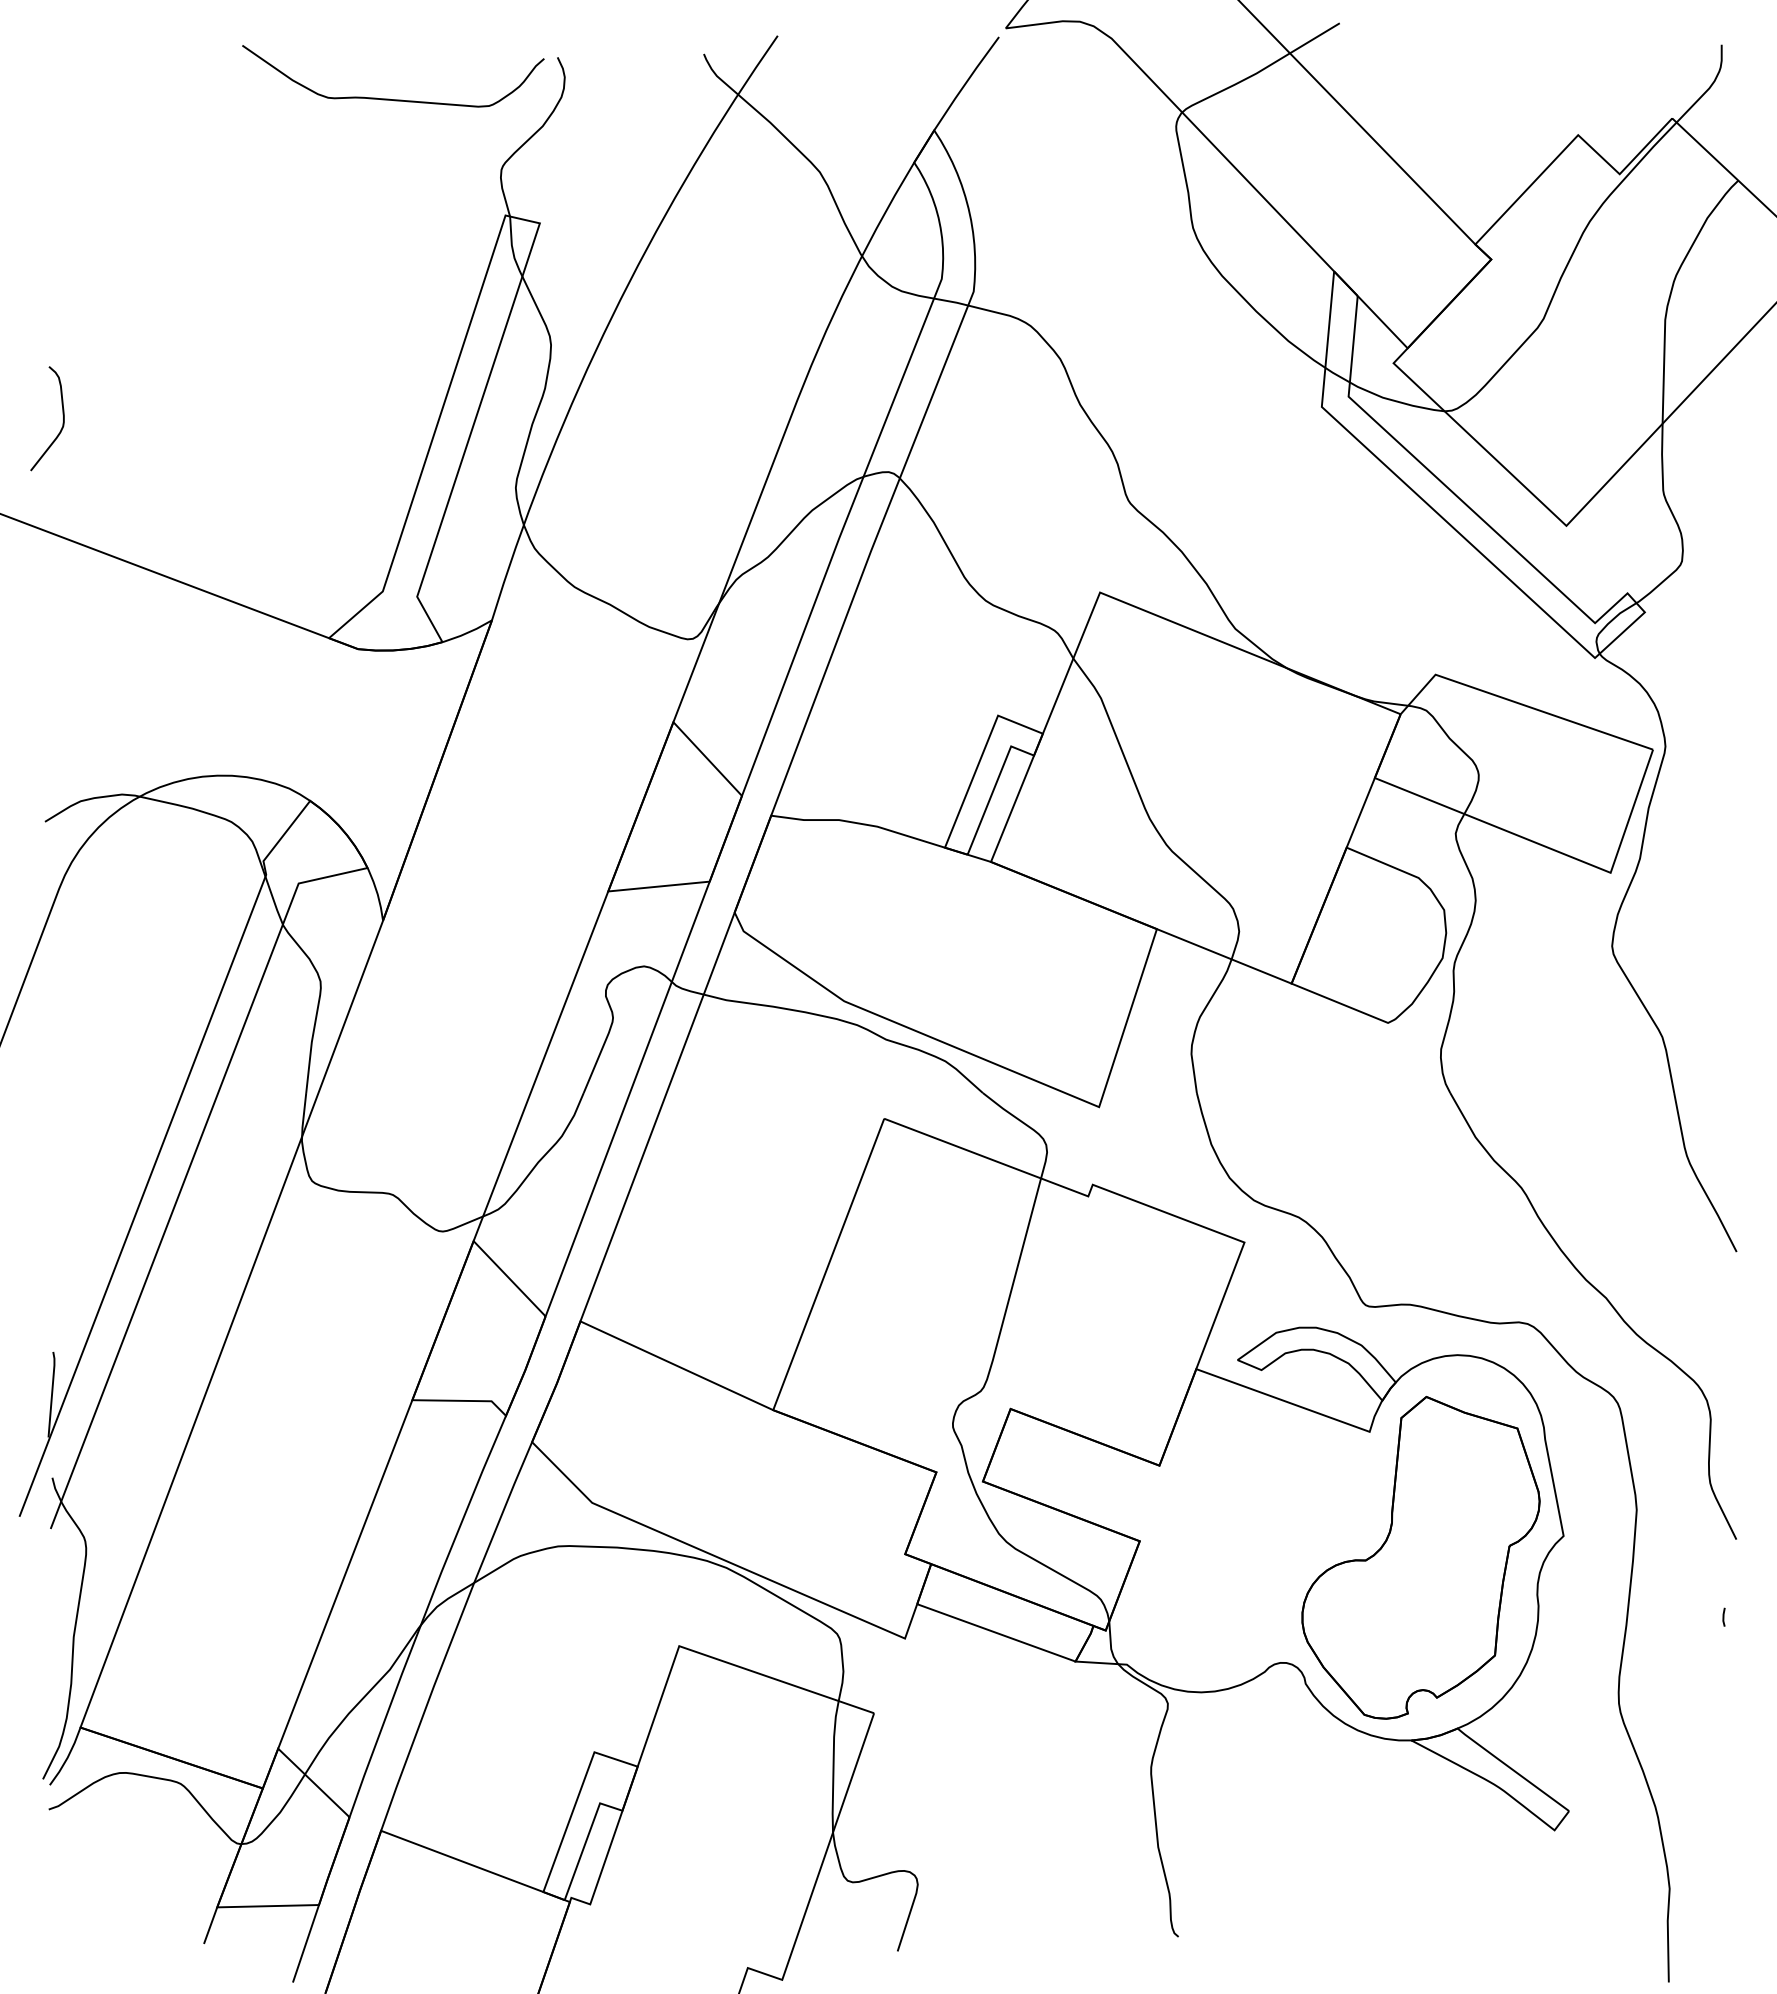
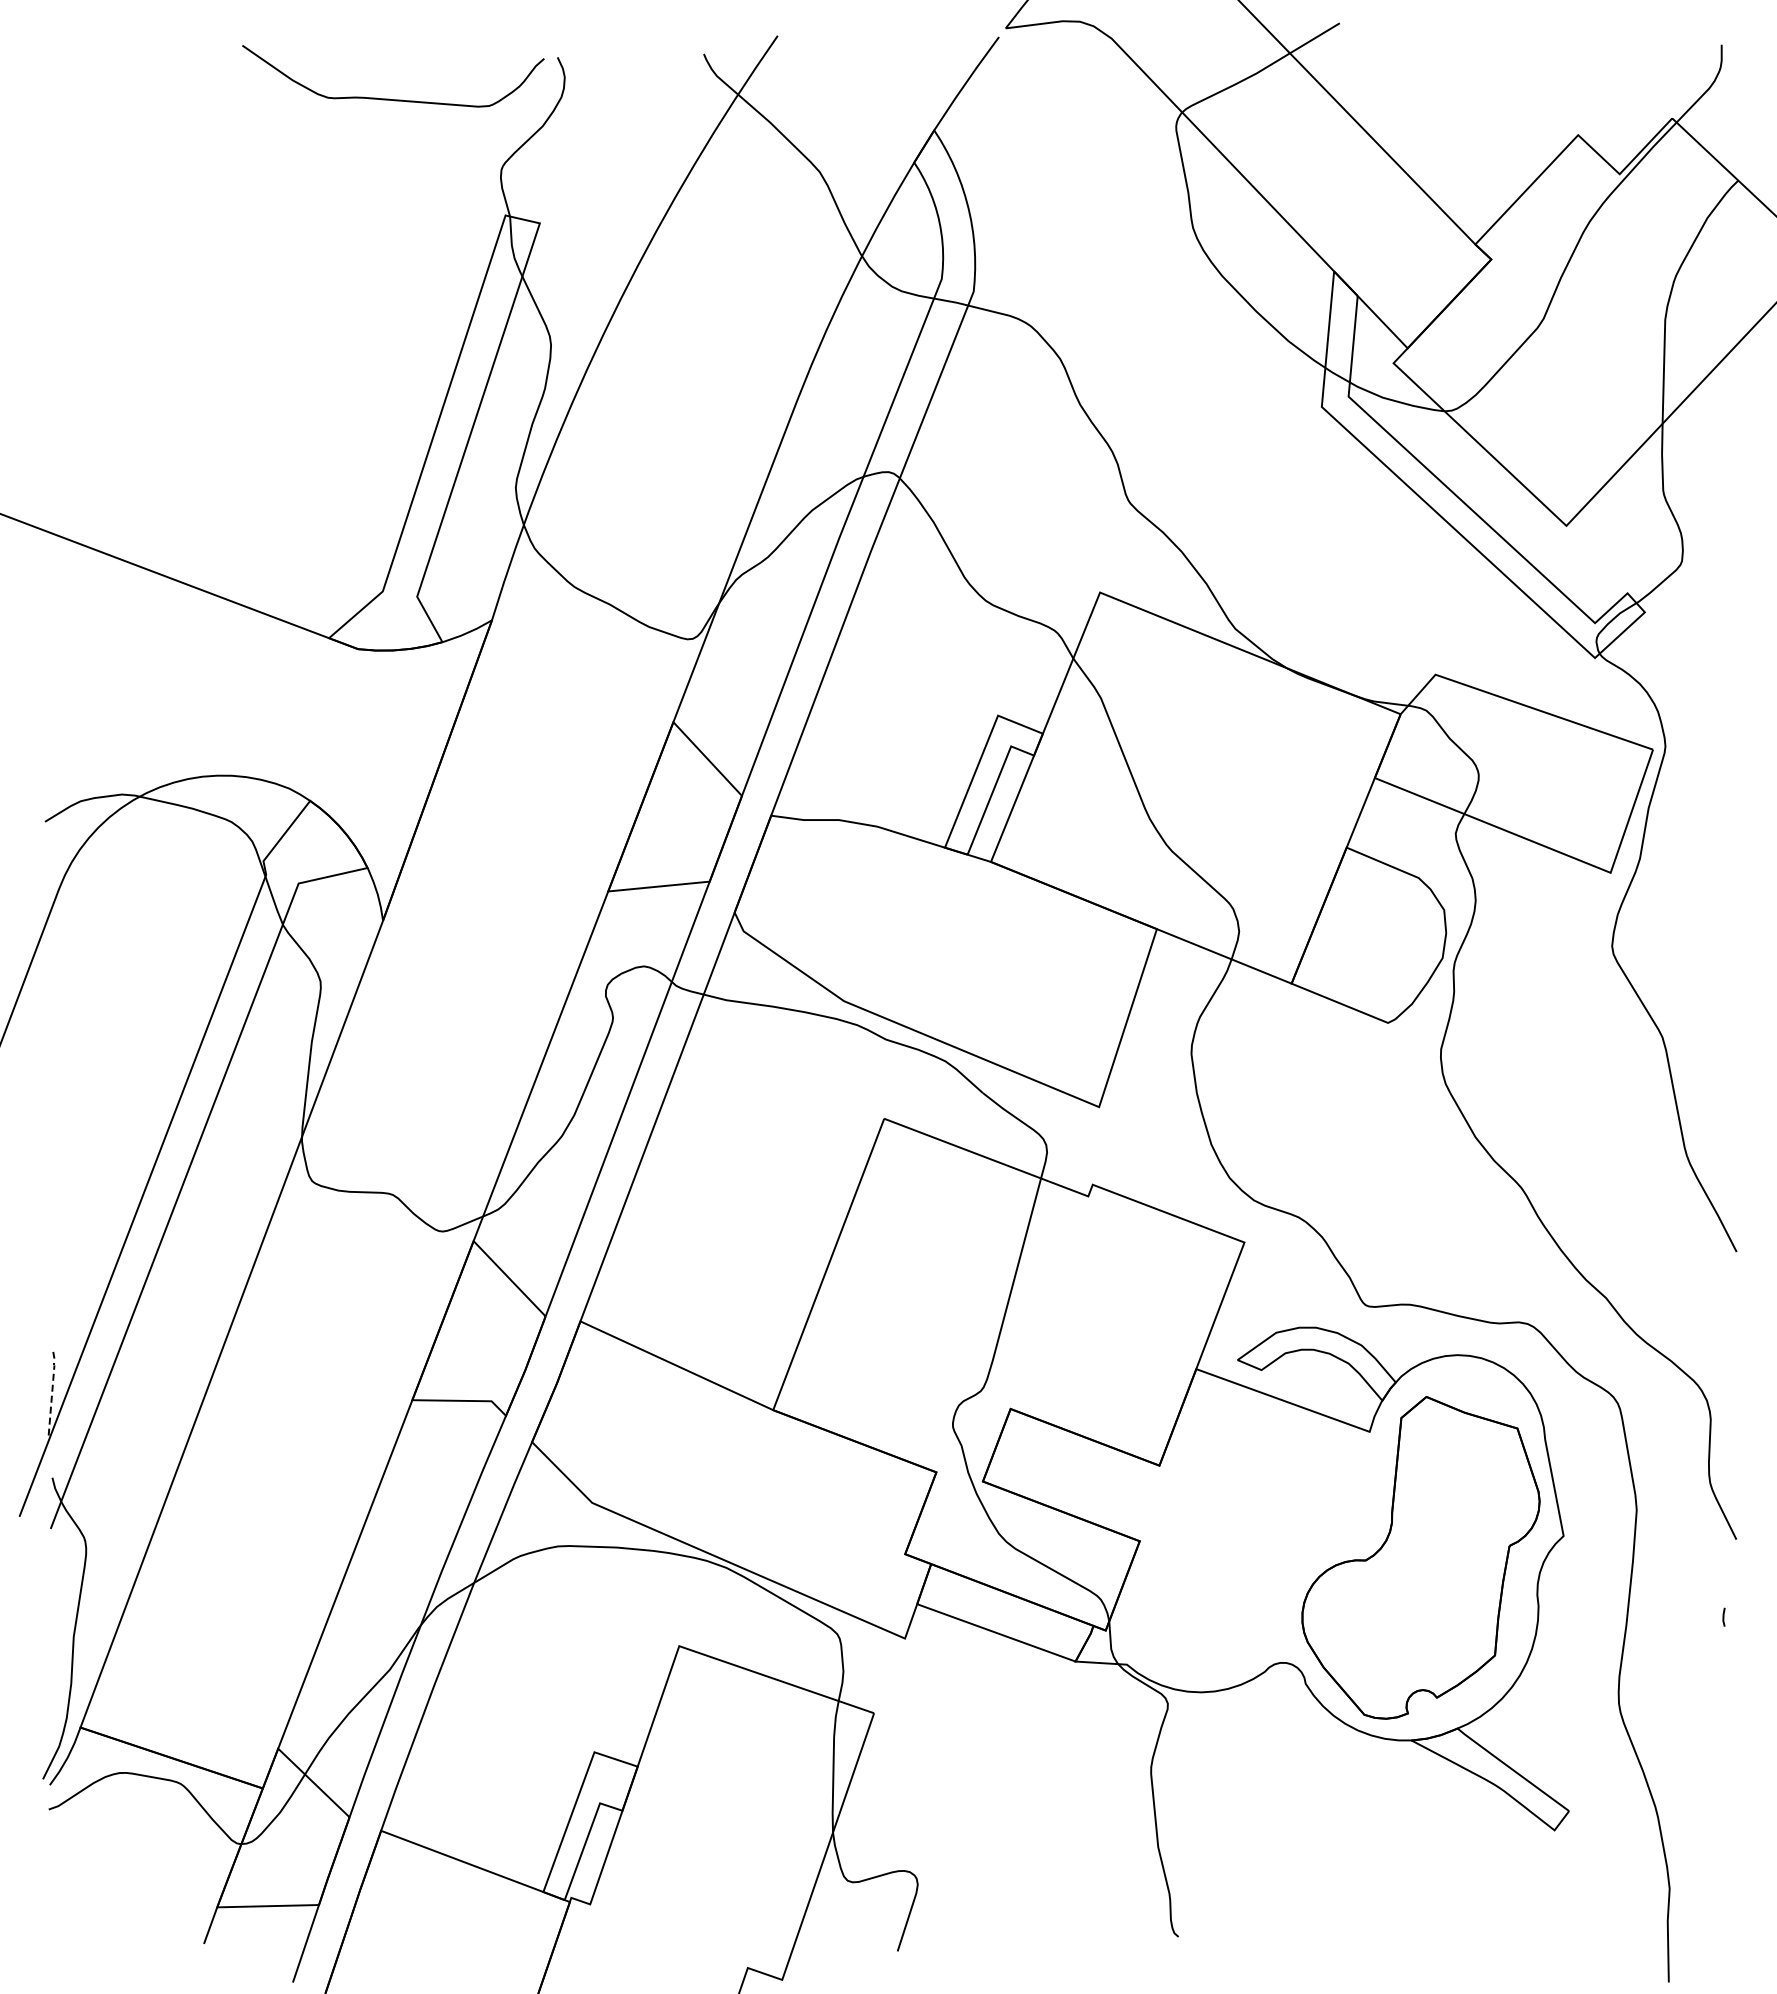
curve: present -> none (62, 414)
line: solid -> dashed (52, 1394)
